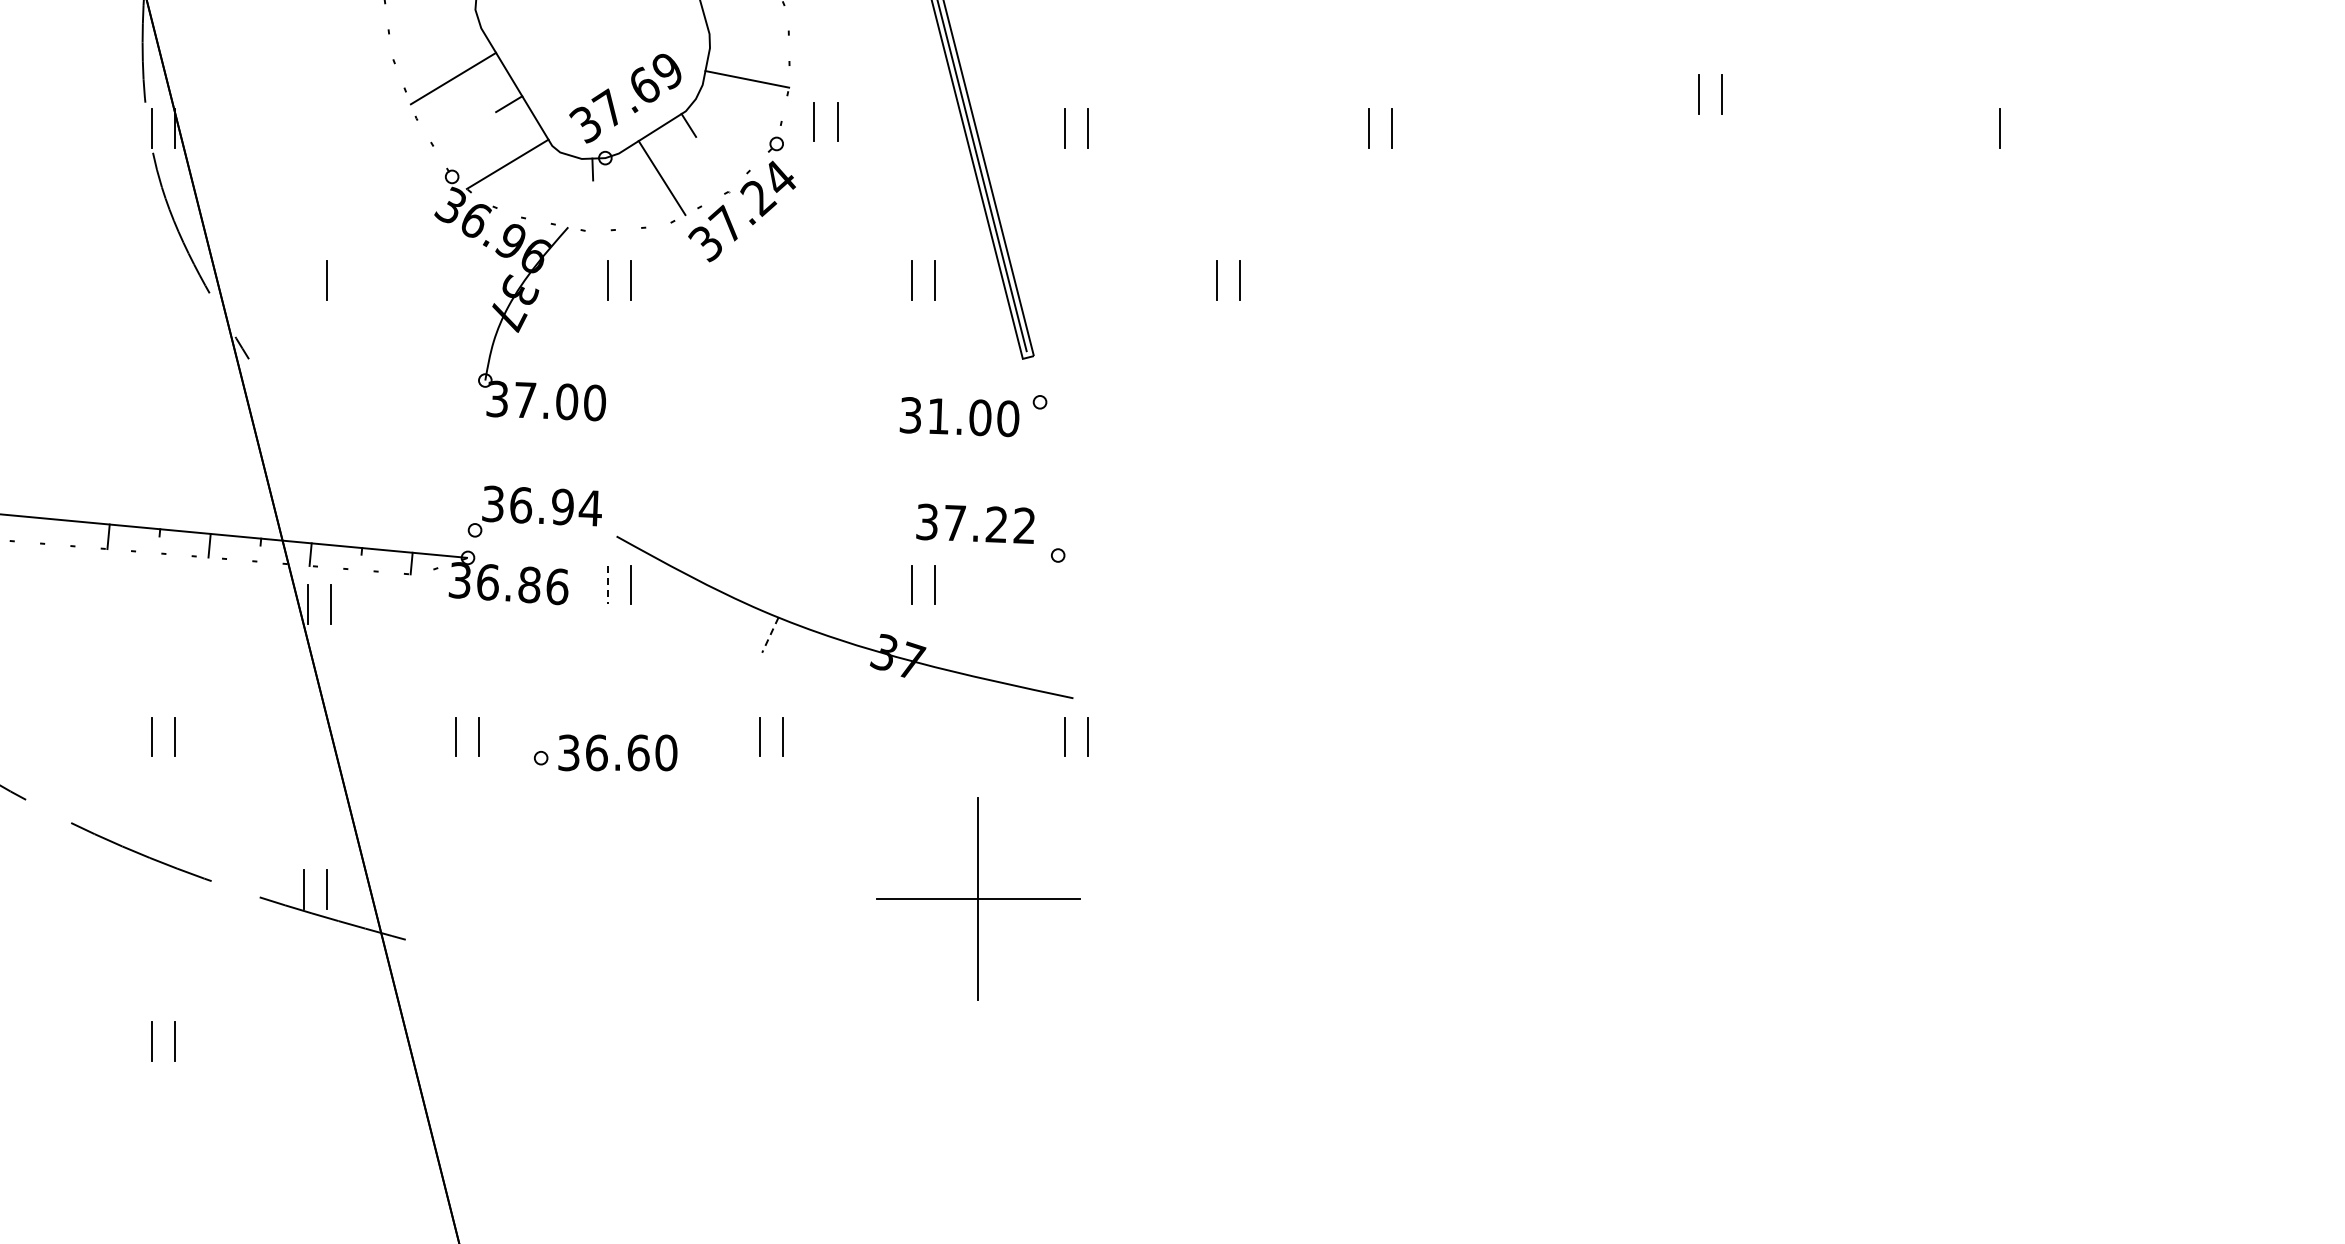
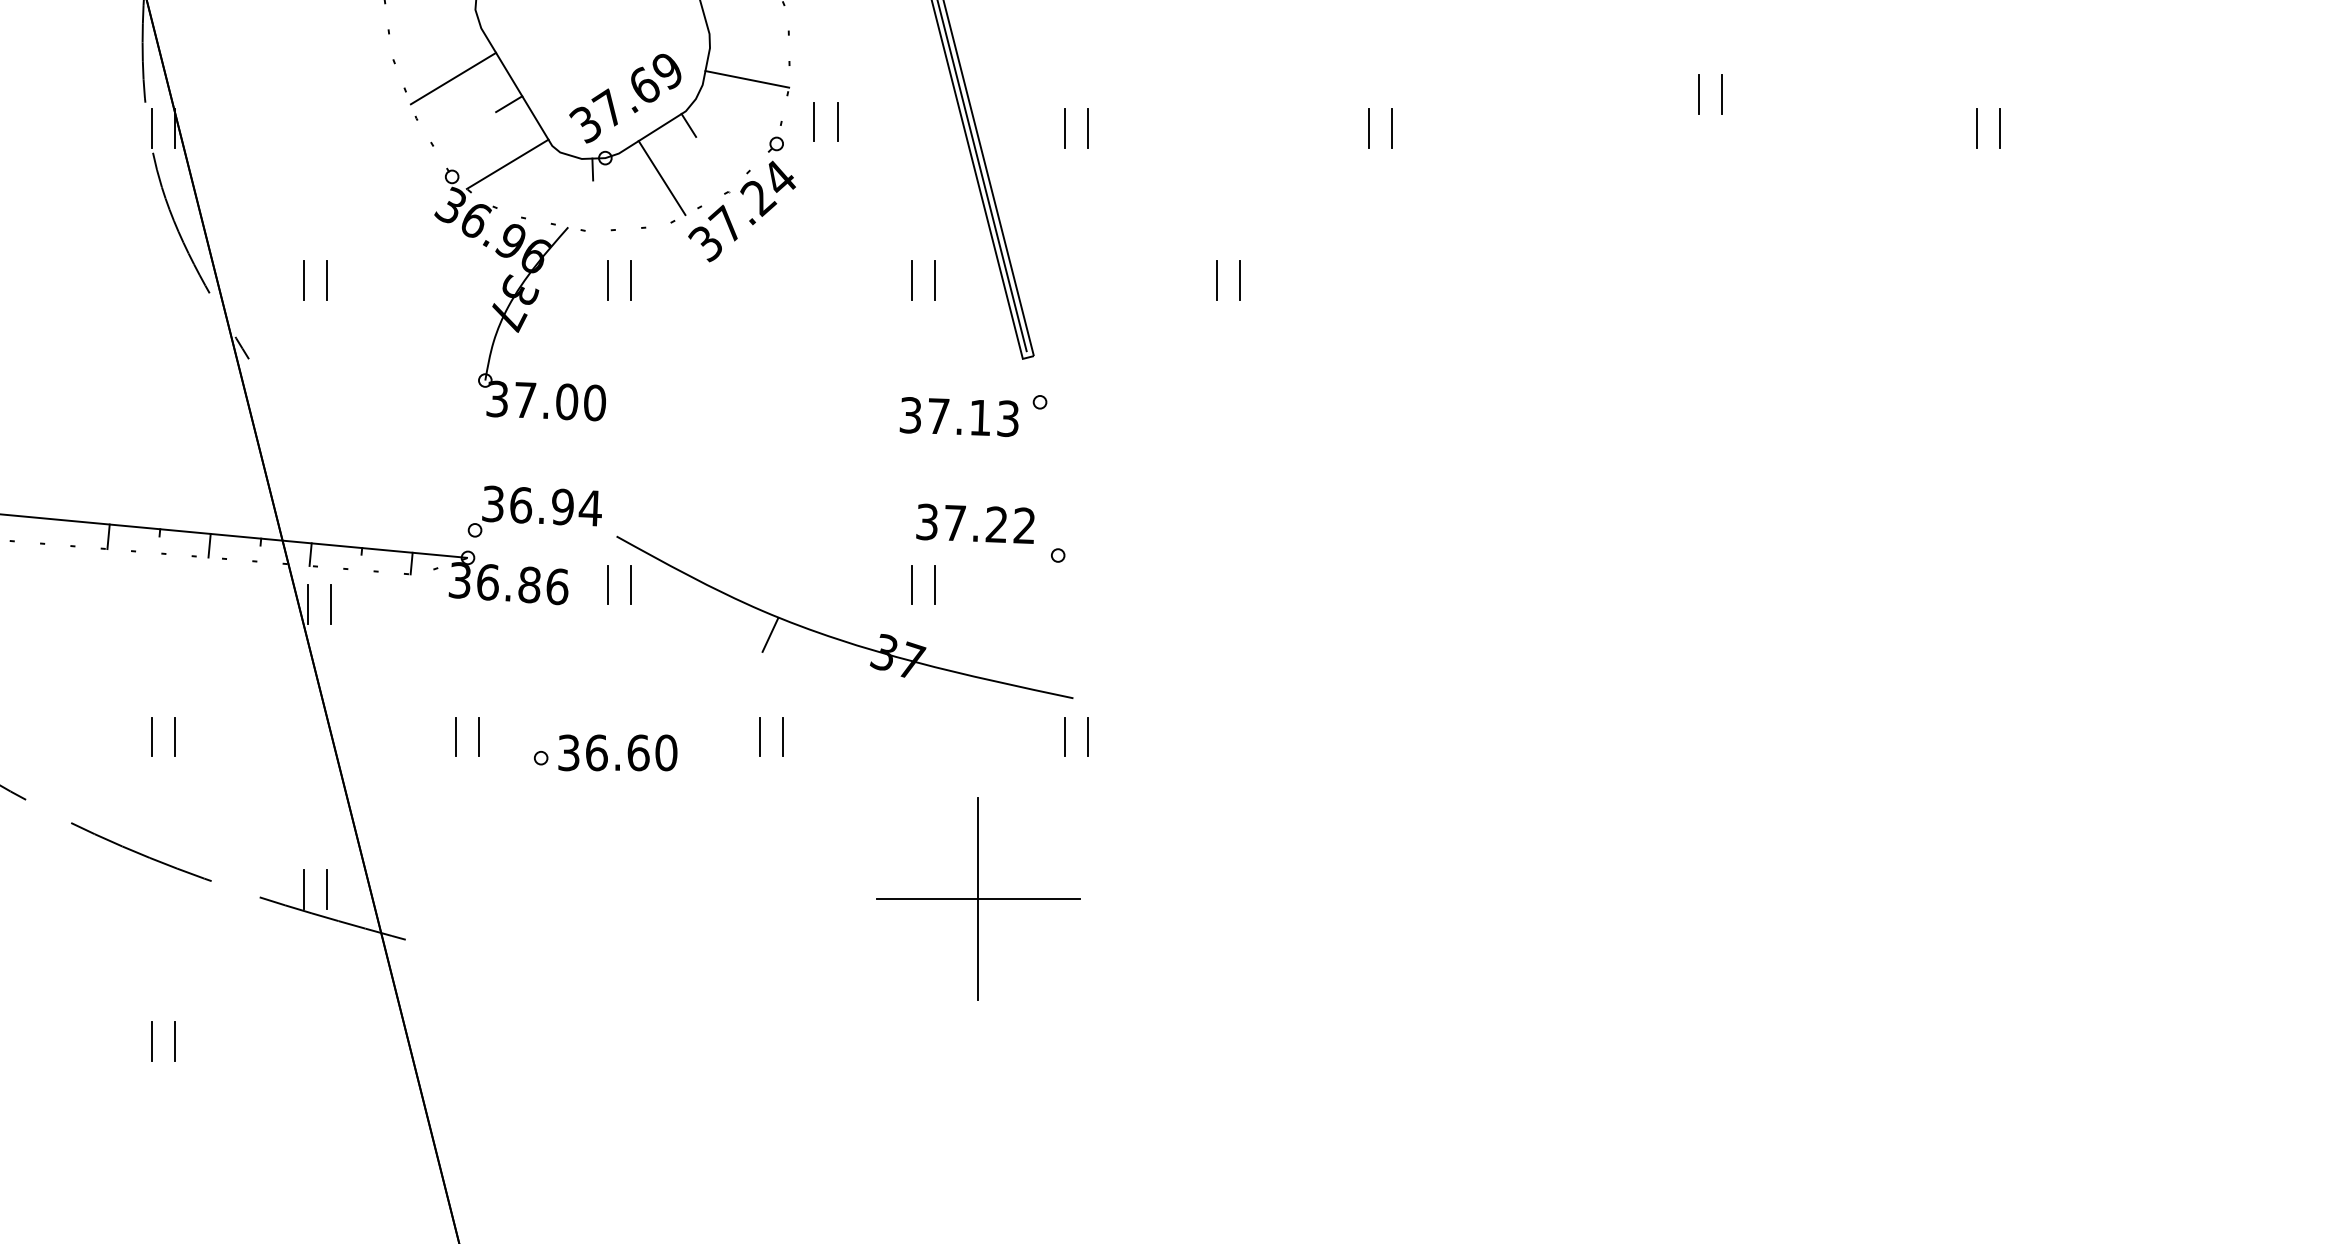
line: none -> present (1977, 128)
line: none -> present (303, 280)
text: 31.00 -> 37.13 (974, 417)
line: dashed -> solid (608, 585)
line: dashed -> solid (770, 635)
